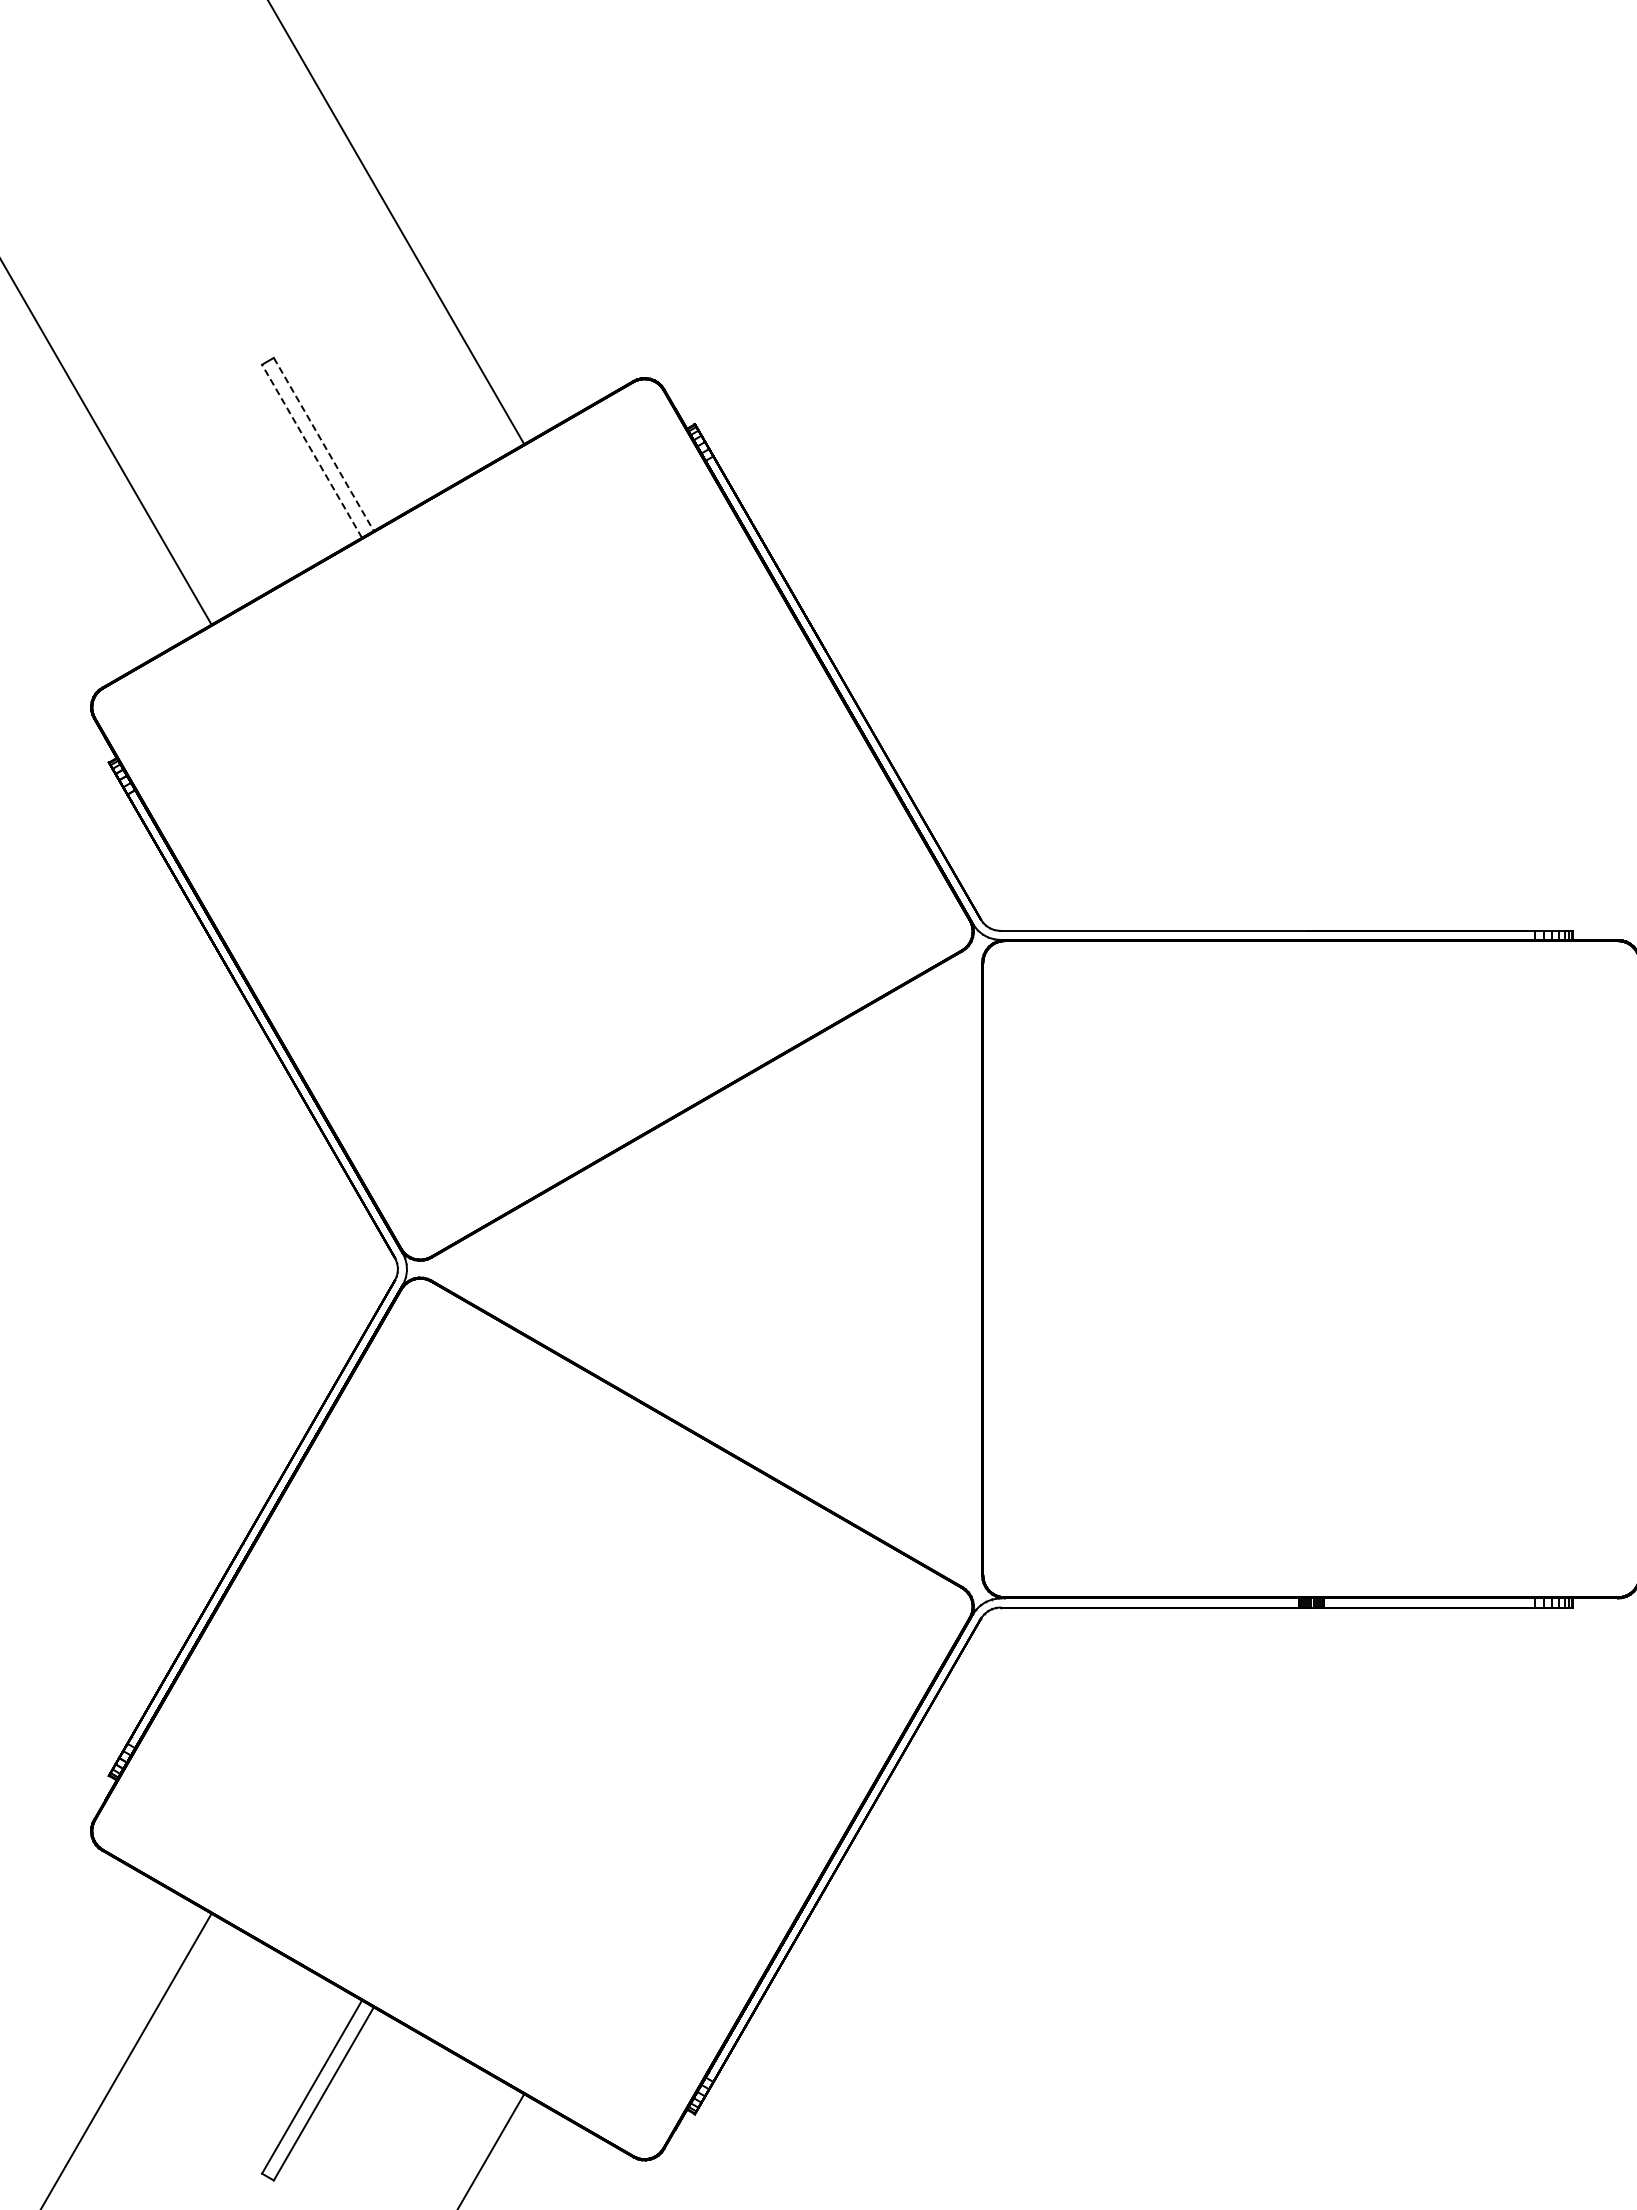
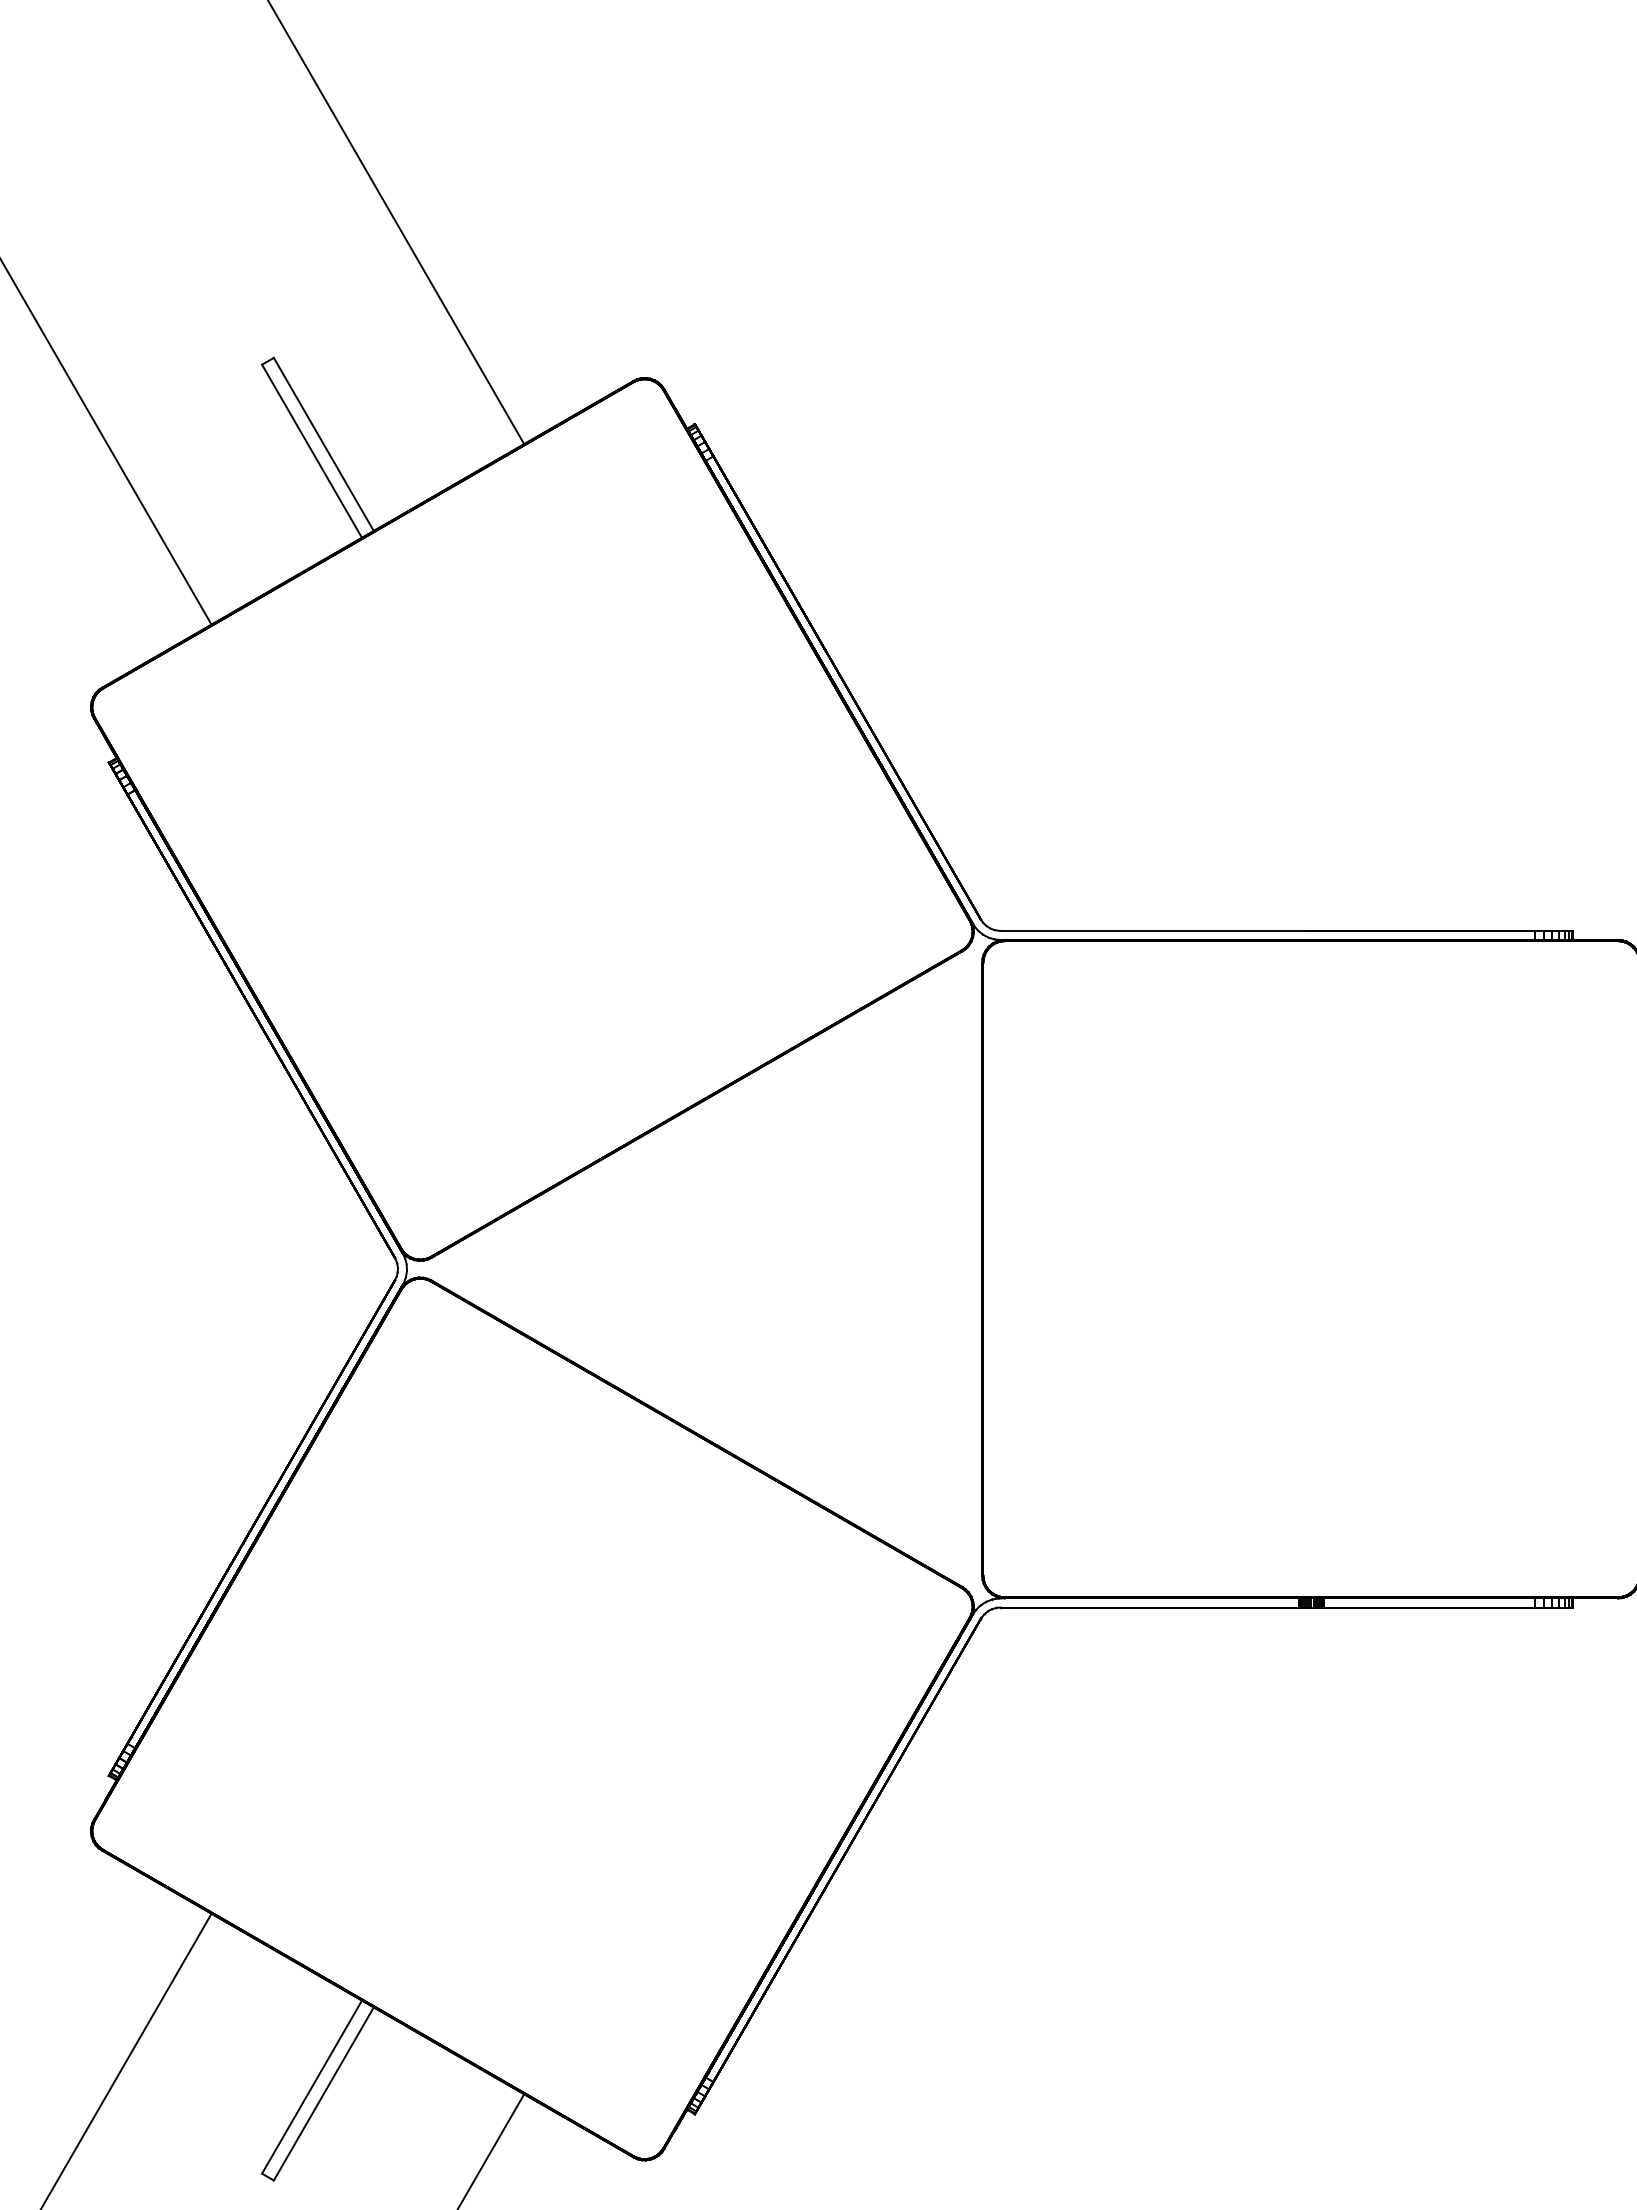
line: dashed -> solid (323, 444)
line: dashed -> solid (312, 451)
